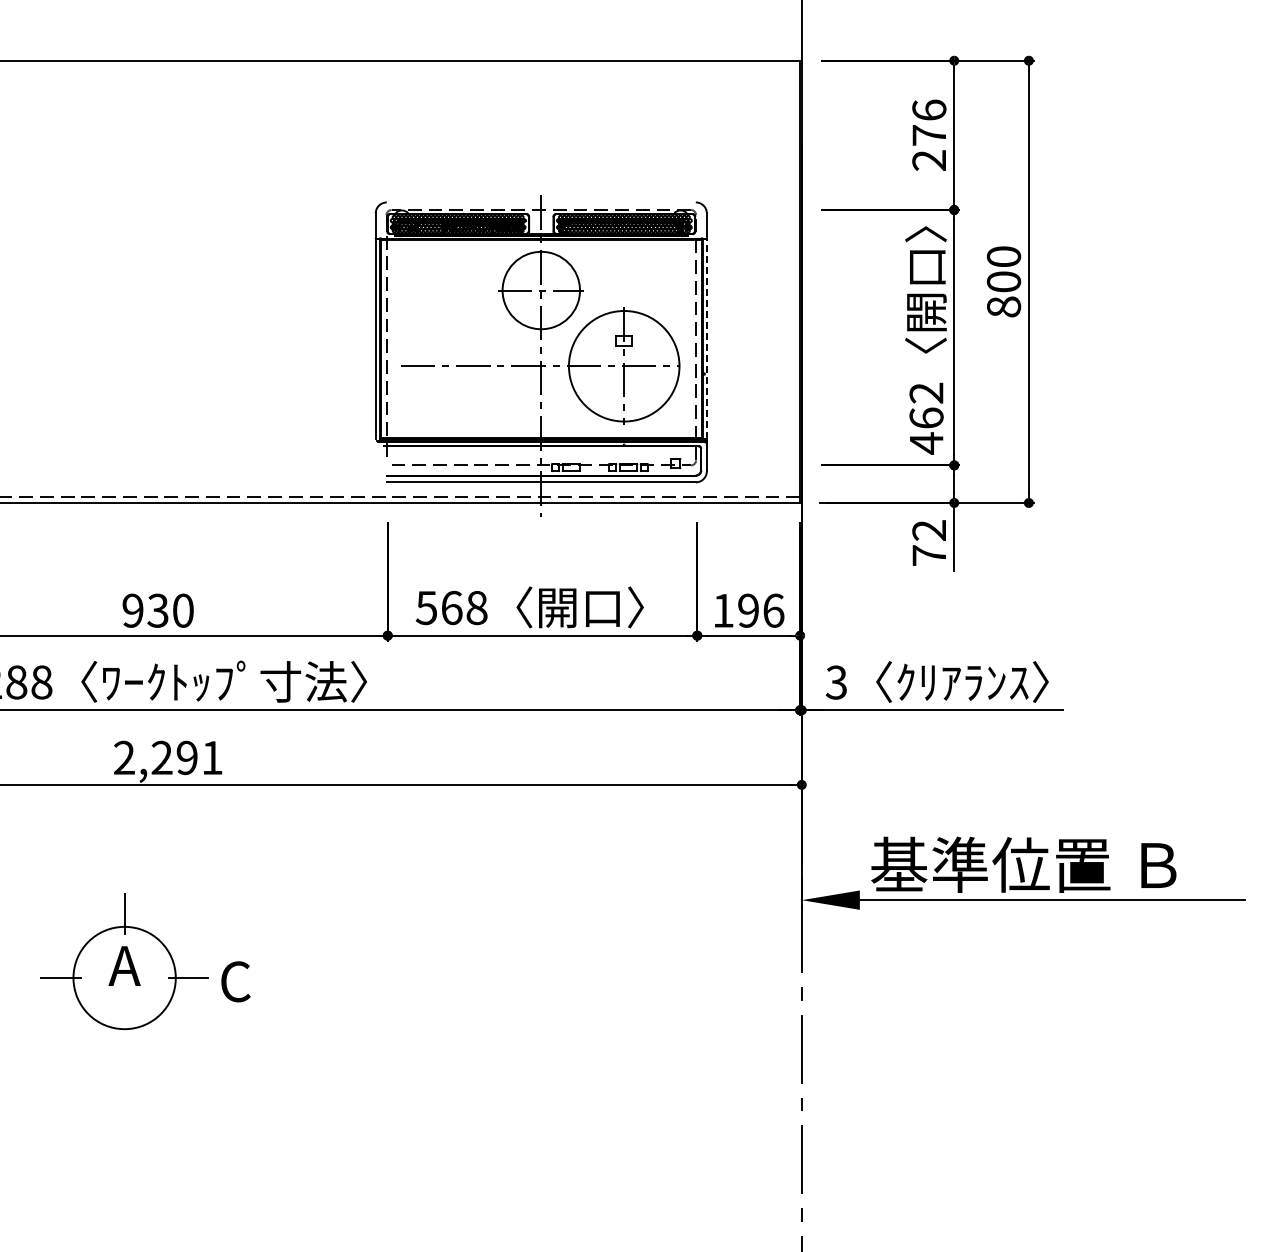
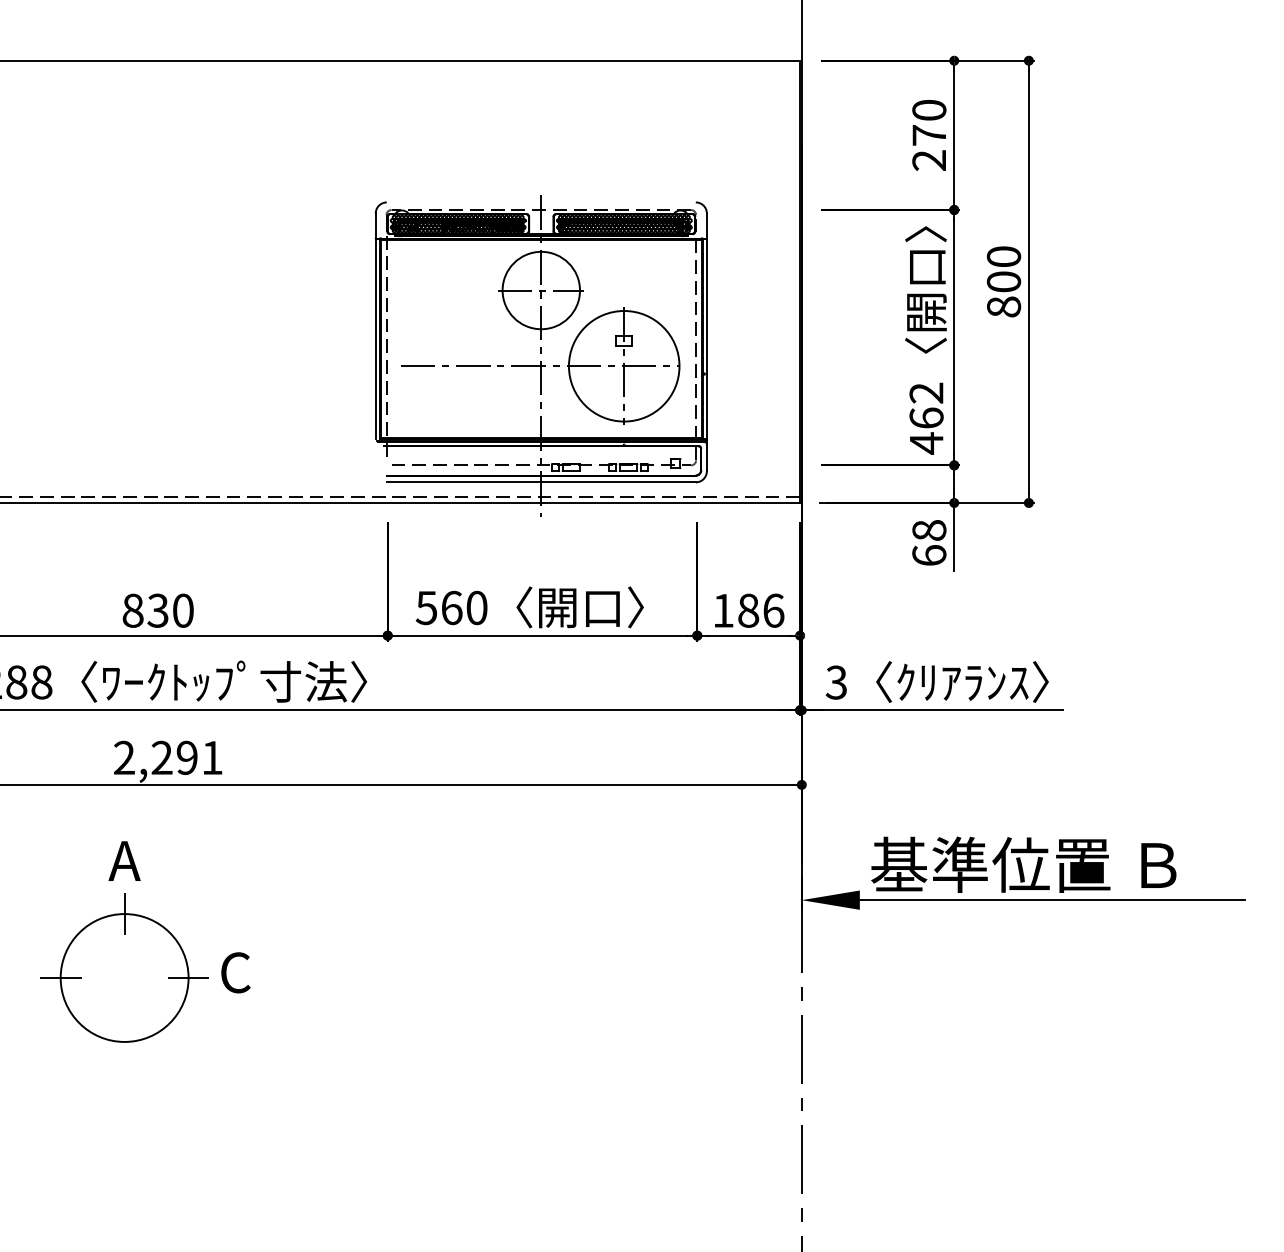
text: 276 -> 270 (929, 109)
line: dashed -> solid (707, 338)
text: 72 -> 68 (929, 542)
text: 568 -> 560 (476, 607)
text: 930 -> 830 (132, 610)
text: 196 -> 186 (748, 610)
text position: (124, 965) -> (124, 860) (124, 860)
circle diameter: 102 px -> 128 px (124, 977)
text position: (235, 981) -> (235, 972) (235, 972)
